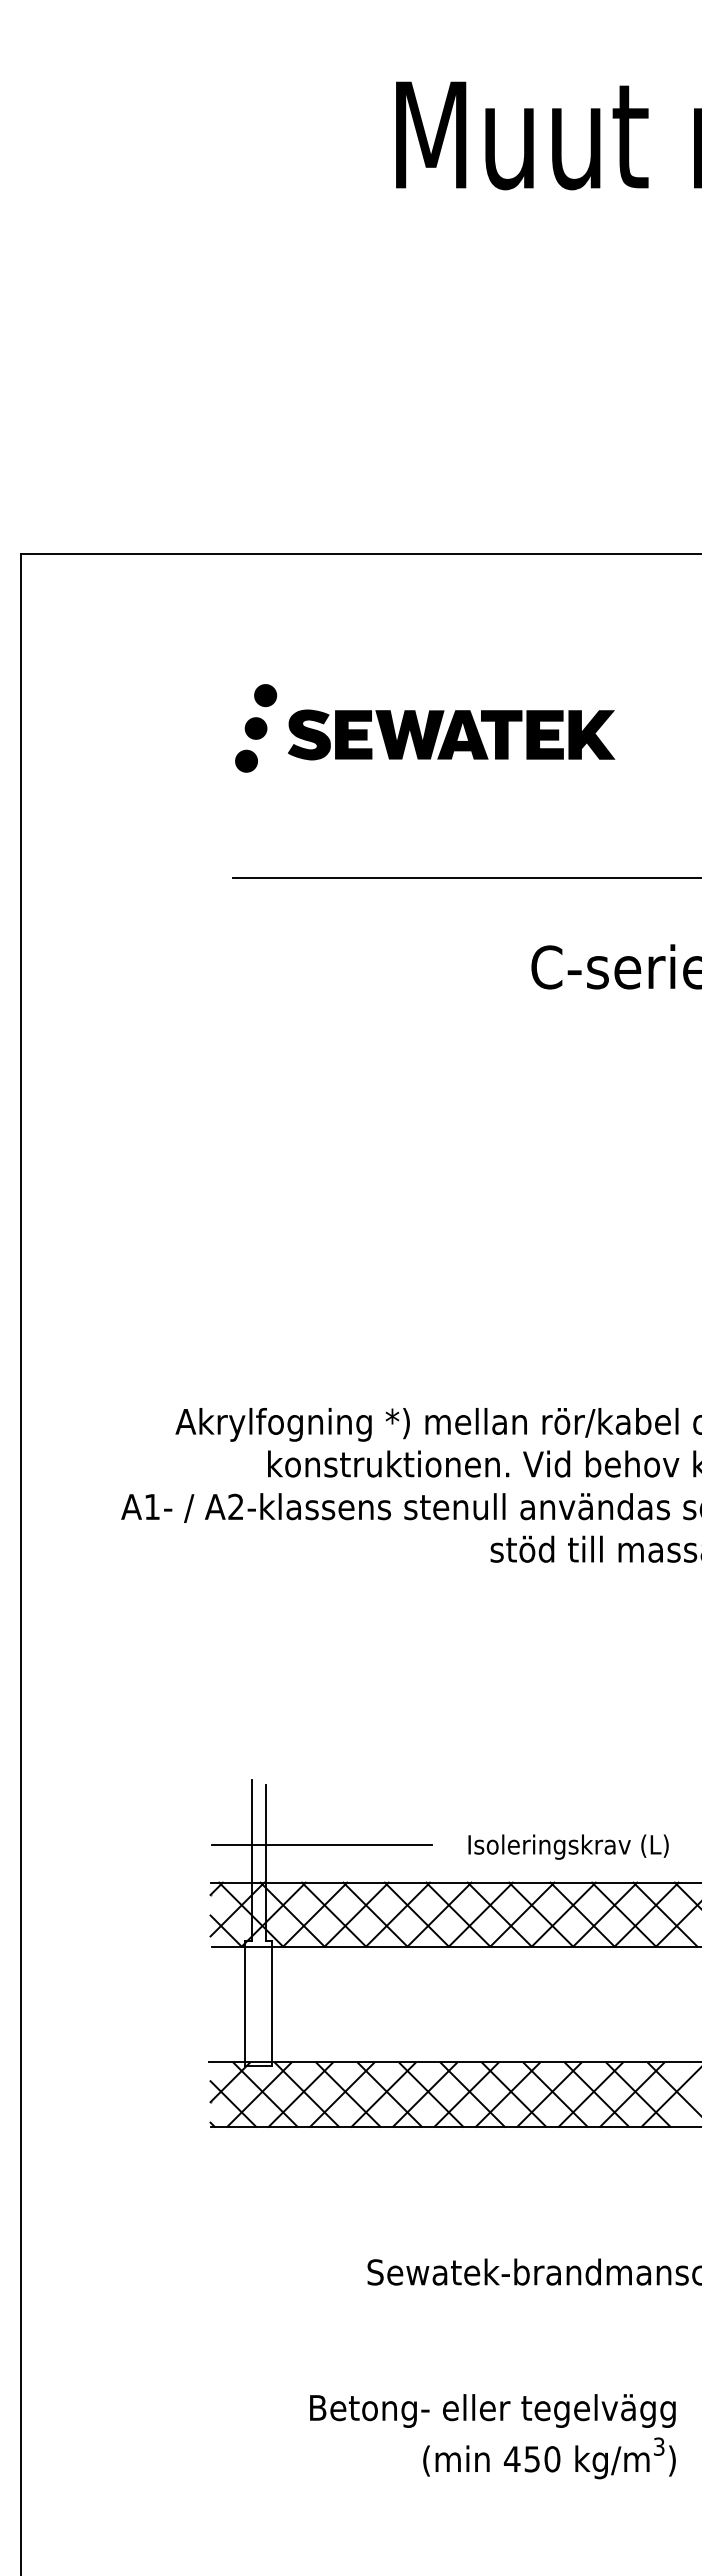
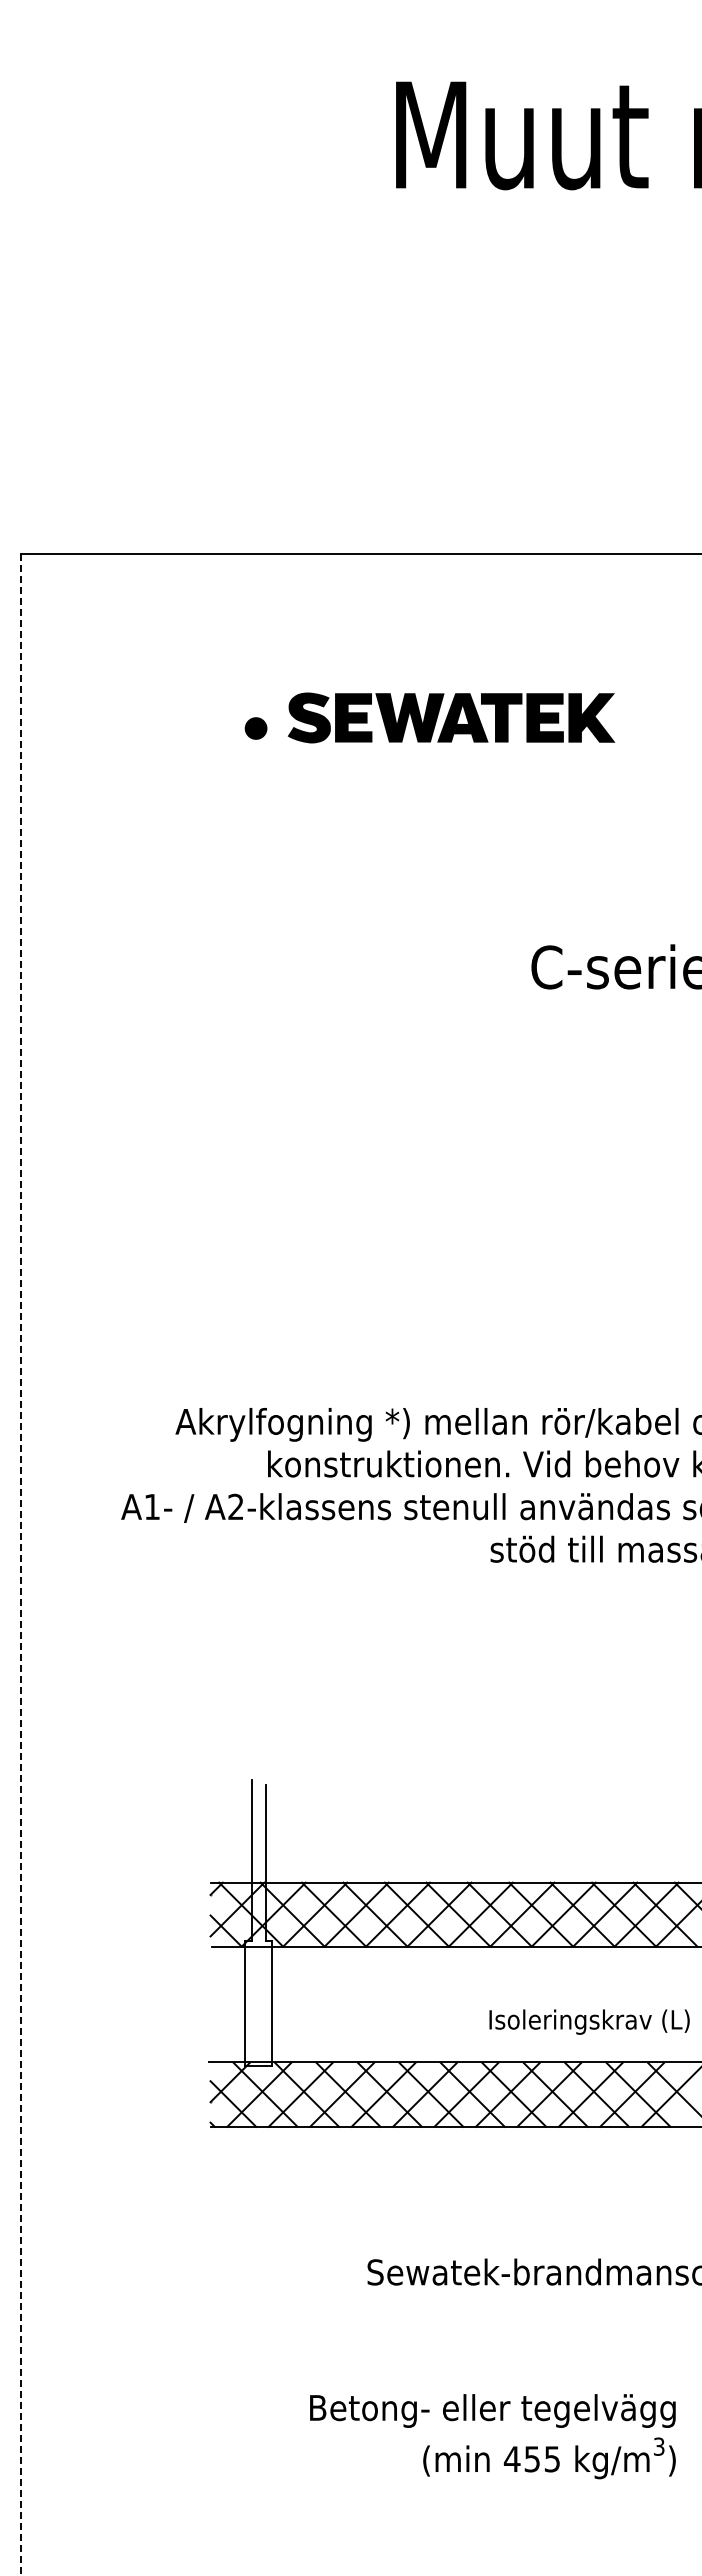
fill: present -> none (265, 695)
part position: (451, 734) -> (451, 717) (451, 717)
fill: present -> none (246, 760)
line: present -> none (465, 877)
line: solid -> dashed (21, 1564)
line: present -> none (321, 1844)
text position: (568, 1846) -> (589, 2021) (589, 2021)
text: 450 -> 455 (552, 2459)
